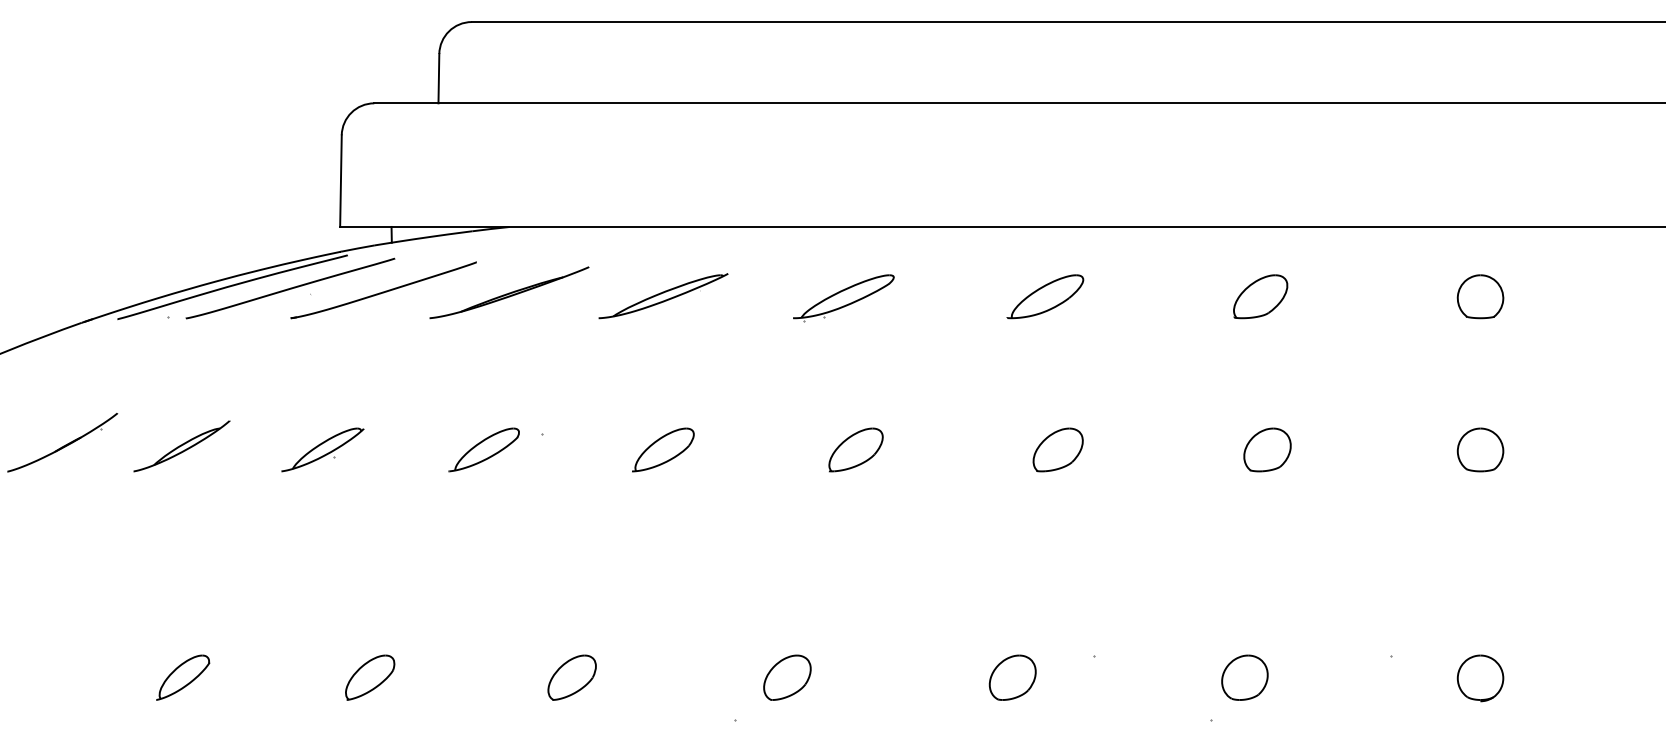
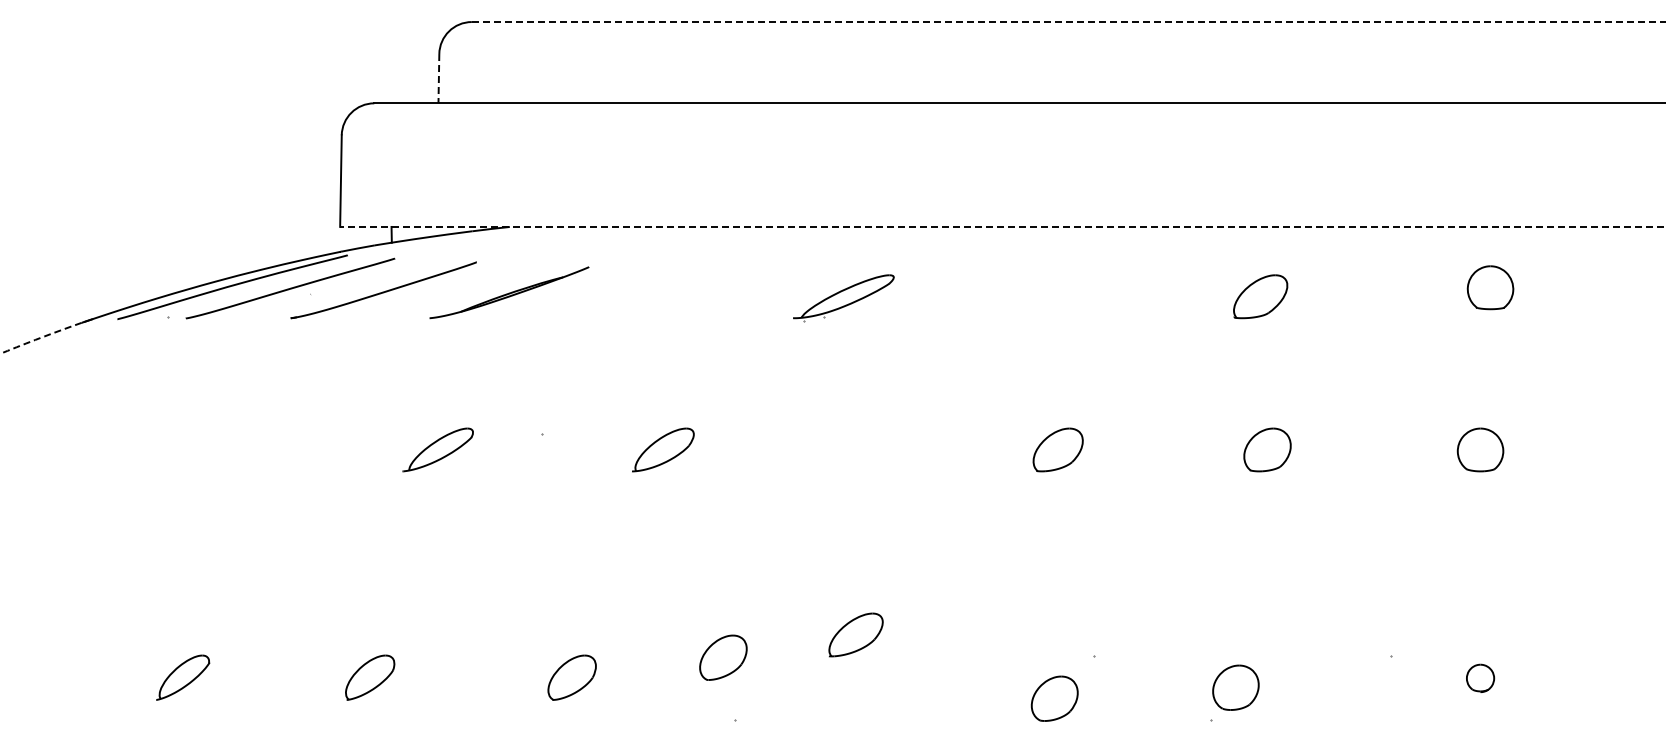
line: solid -> dashed (1068, 22)
line: solid -> dashed (438, 78)
line: solid -> dashed (1002, 226)
part: present -> none (663, 296)
part: present -> none (1045, 296)
part position: (1480, 296) -> (1490, 287) (1490, 287)
arc: solid -> dashed (40, 337)
part: present -> none (62, 442)
part: present -> none (181, 446)
part: present -> none (322, 449)
part position: (483, 449) -> (437, 449) (437, 449)
part position: (855, 449) -> (855, 634) (855, 634)
part position: (787, 677) -> (723, 657) (723, 657)
part position: (1012, 677) -> (1054, 698) (1054, 698)
part position: (1244, 677) -> (1235, 687) (1235, 687)
part size: 49x49 px -> 30x30 px (1480, 677)
